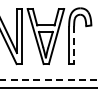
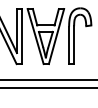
line: dashed -> solid (74, 45)
line: dashed -> solid (49, 79)
